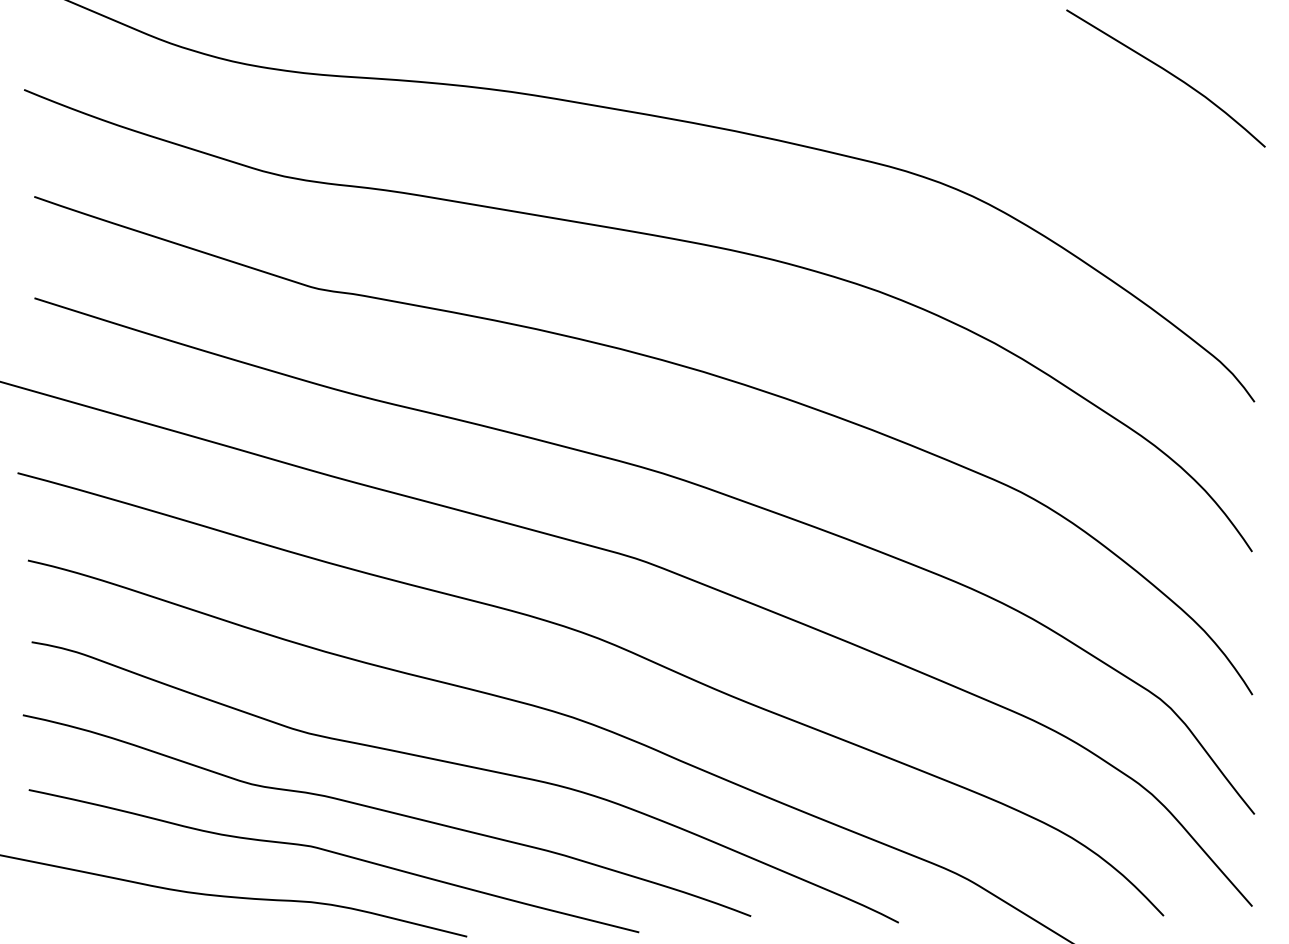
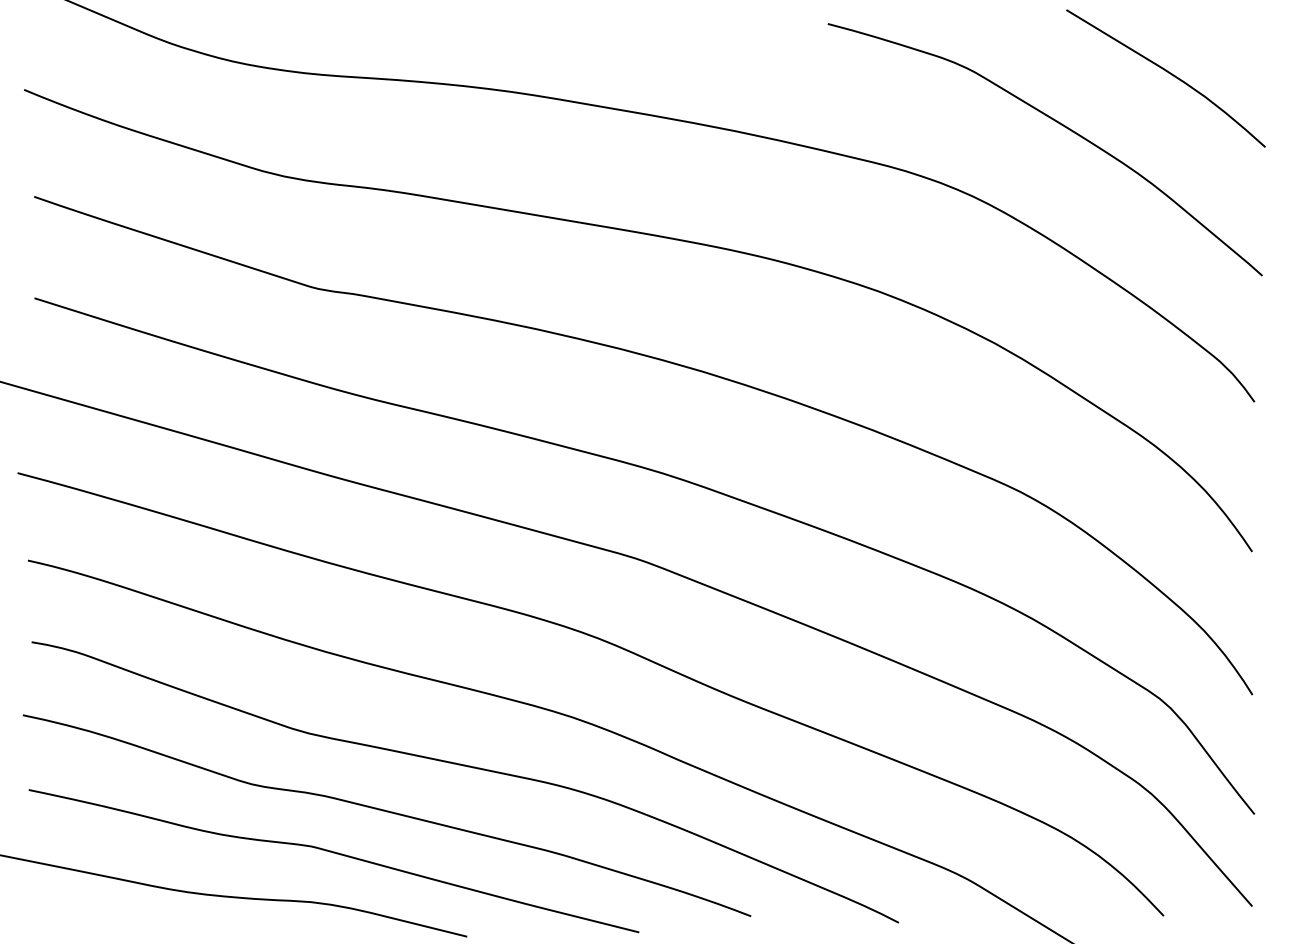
curve: none -> present (1059, 124)
